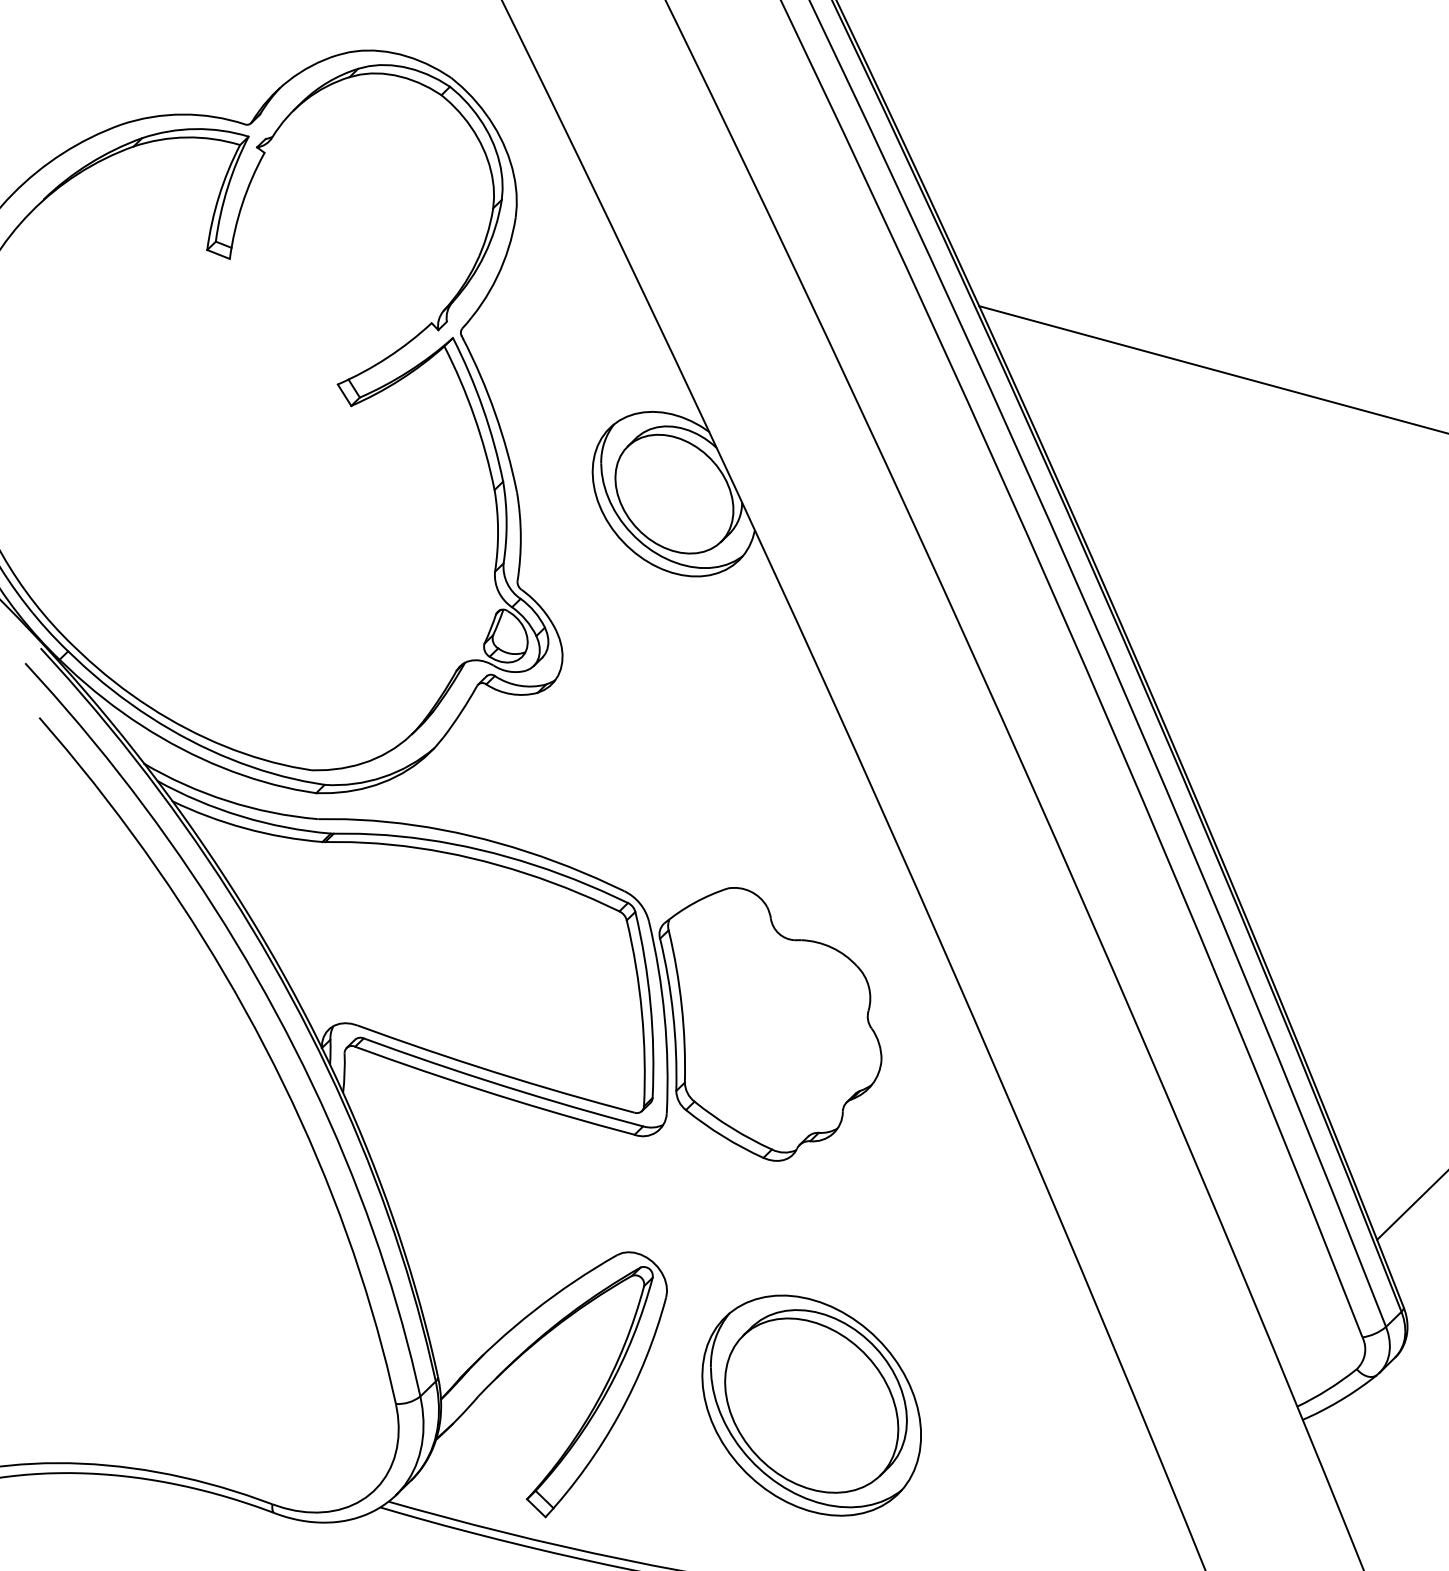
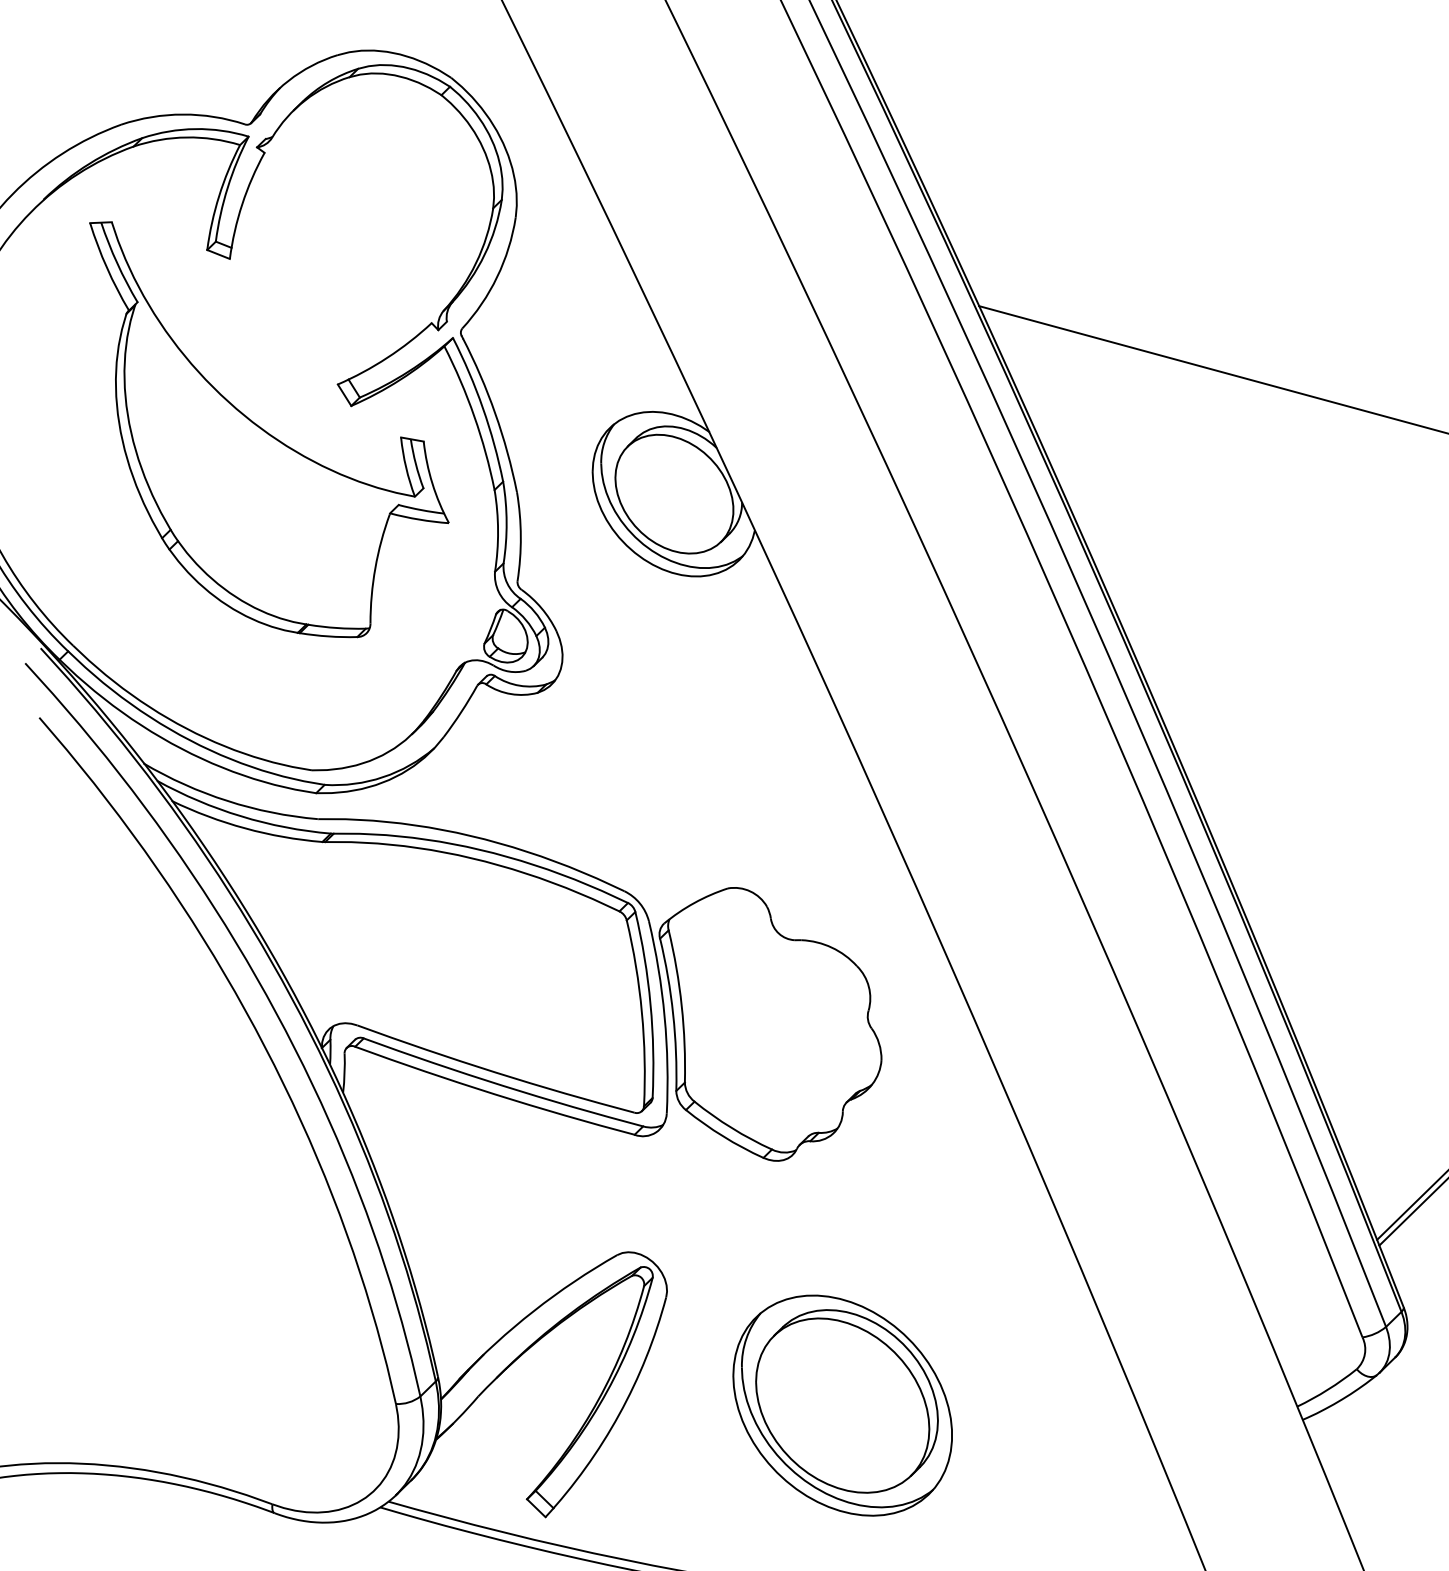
part: none -> present (269, 429)
line: none -> present (1412, 1212)
part position: (811, 1405) -> (842, 1405) (842, 1405)
